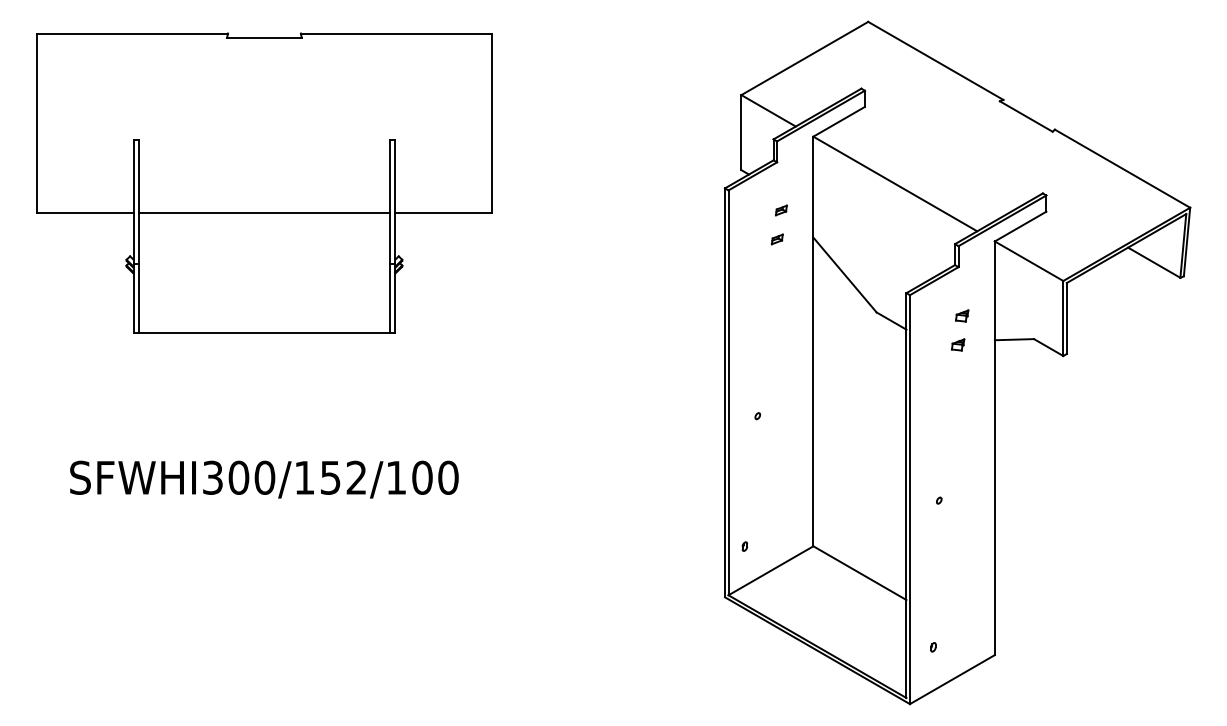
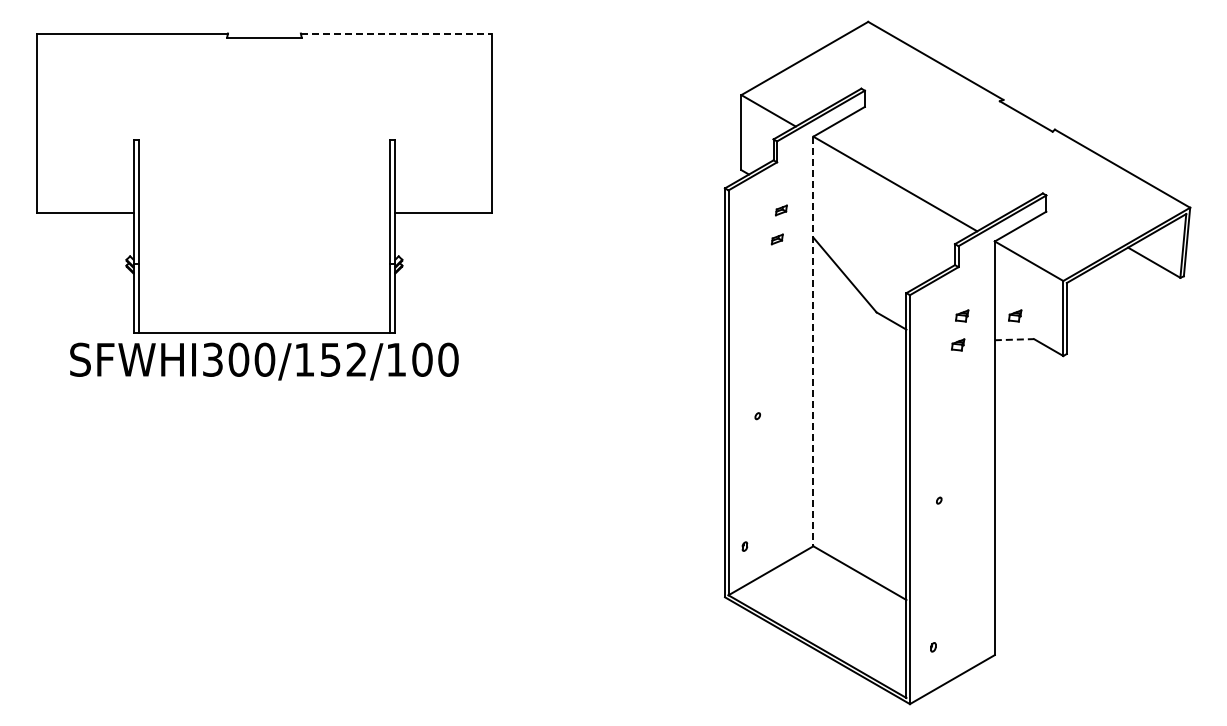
line: solid -> dashed (396, 33)
line: present -> none (264, 212)
part: none -> present (1015, 315)
line: solid -> dashed (1014, 339)
line: solid -> dashed (813, 341)
text position: (264, 479) -> (264, 361) (264, 361)
